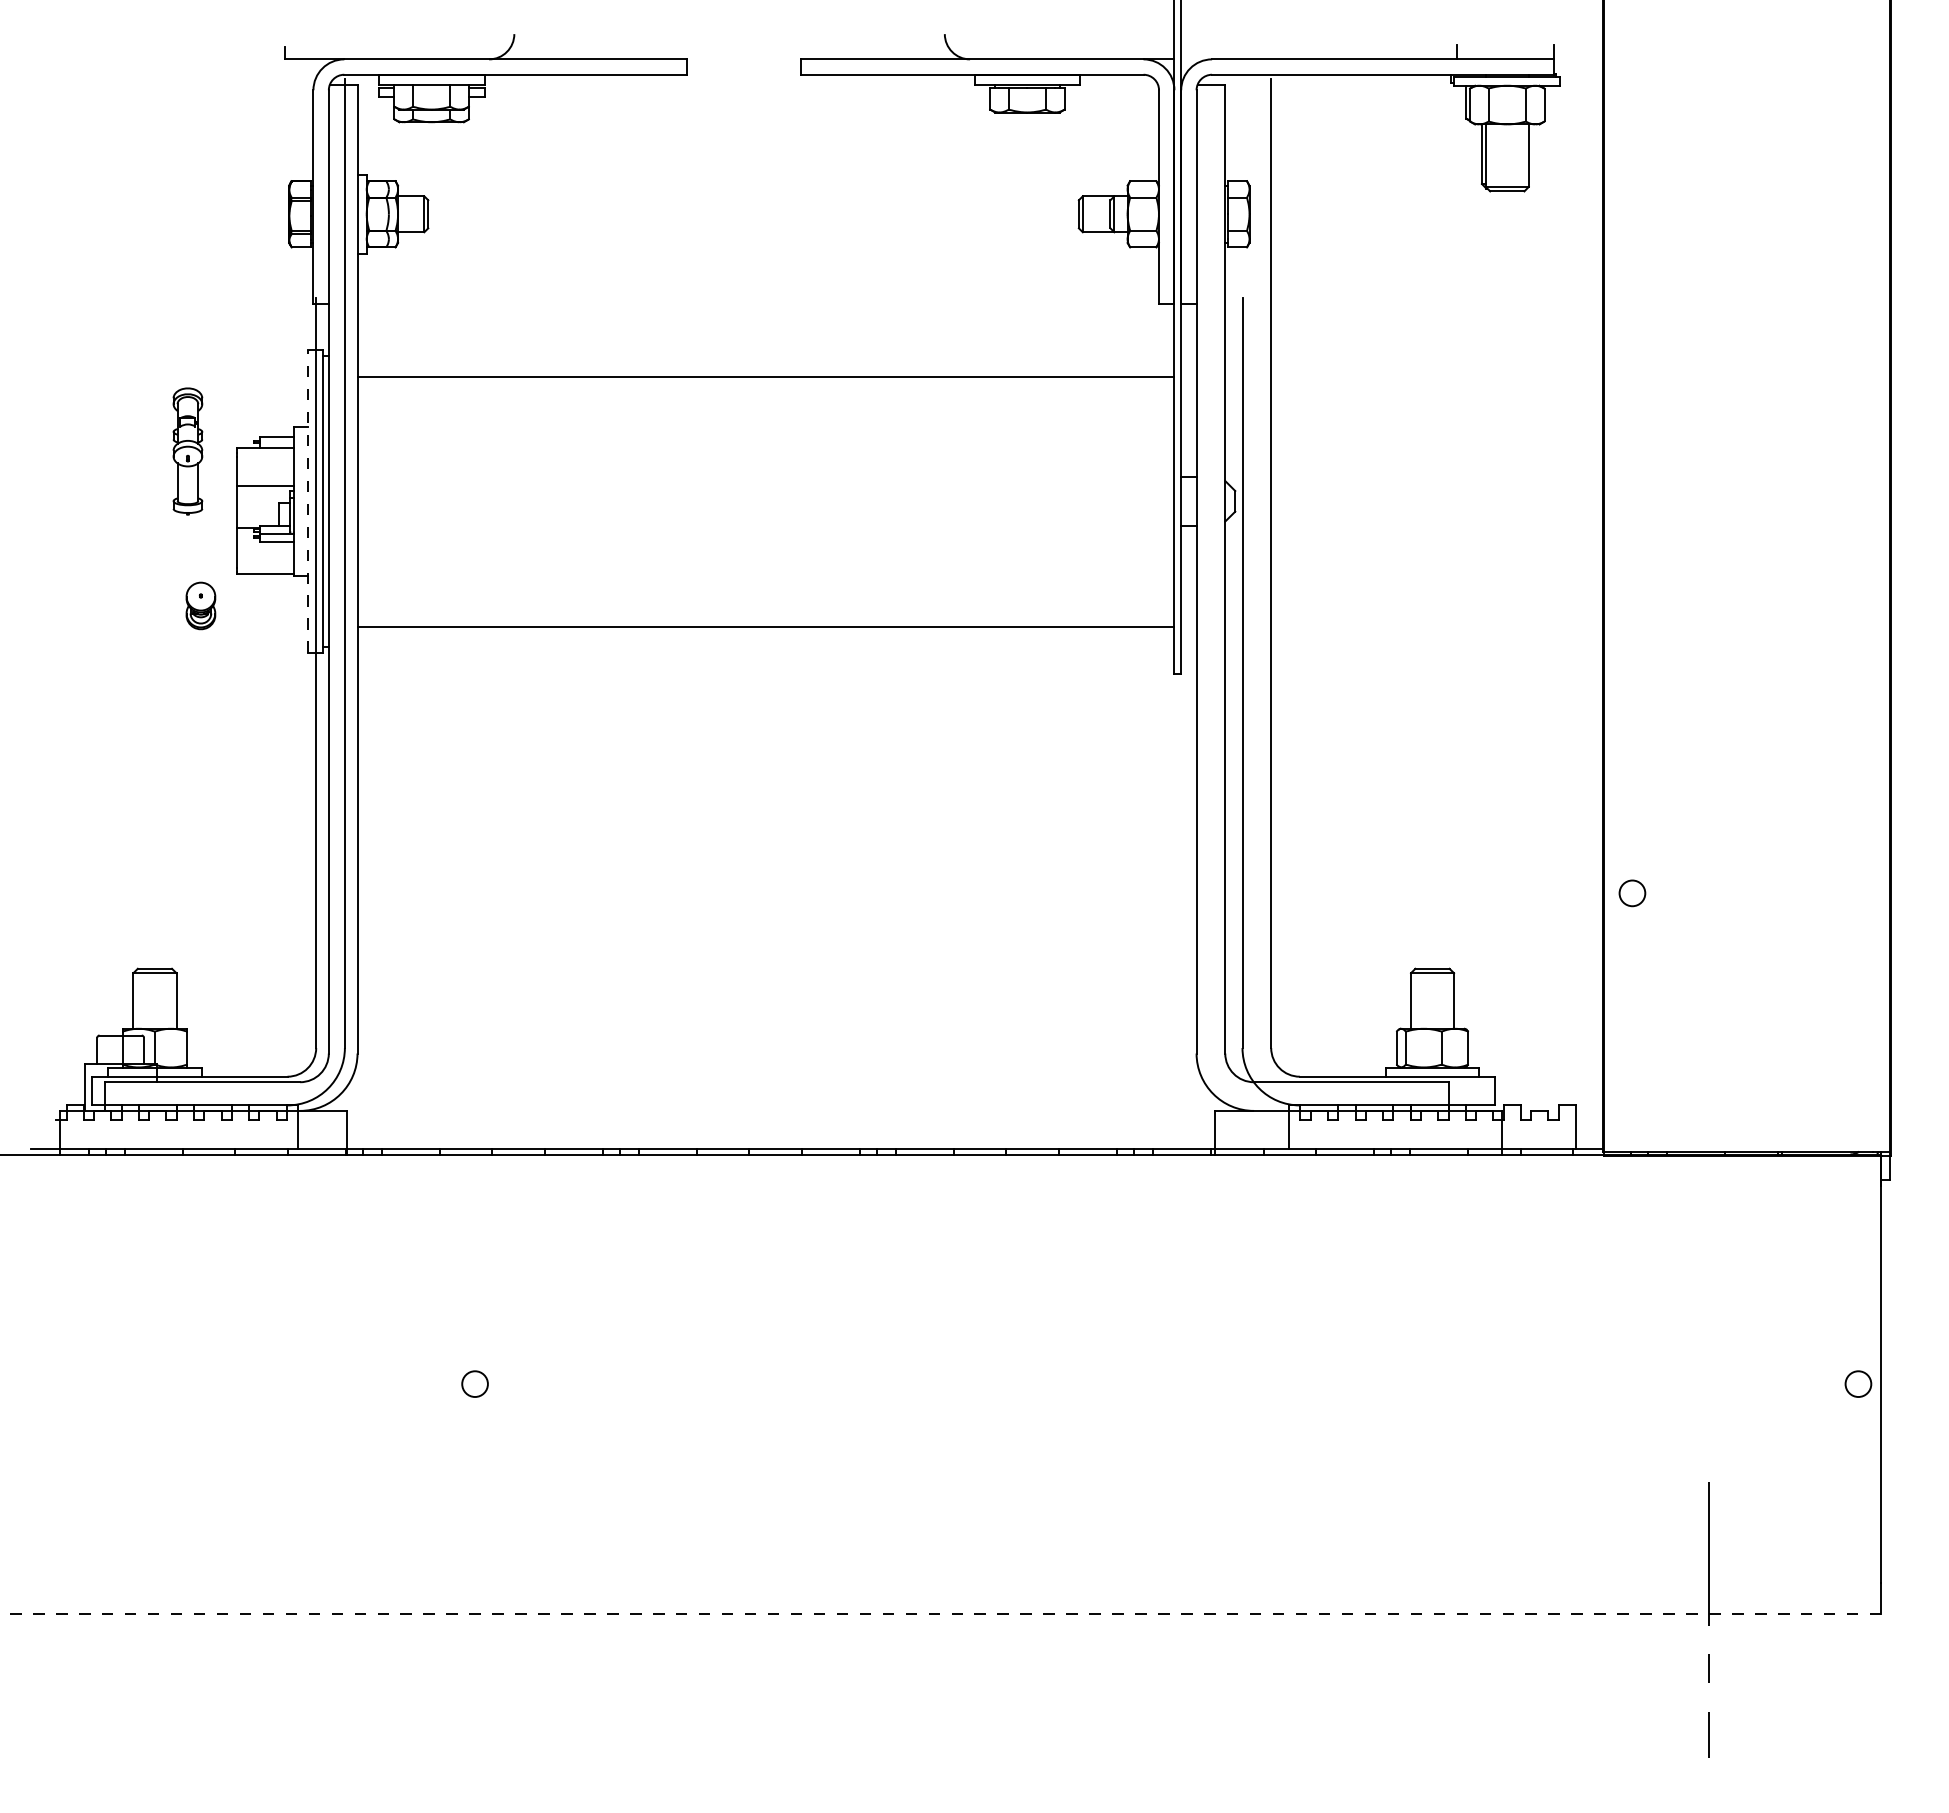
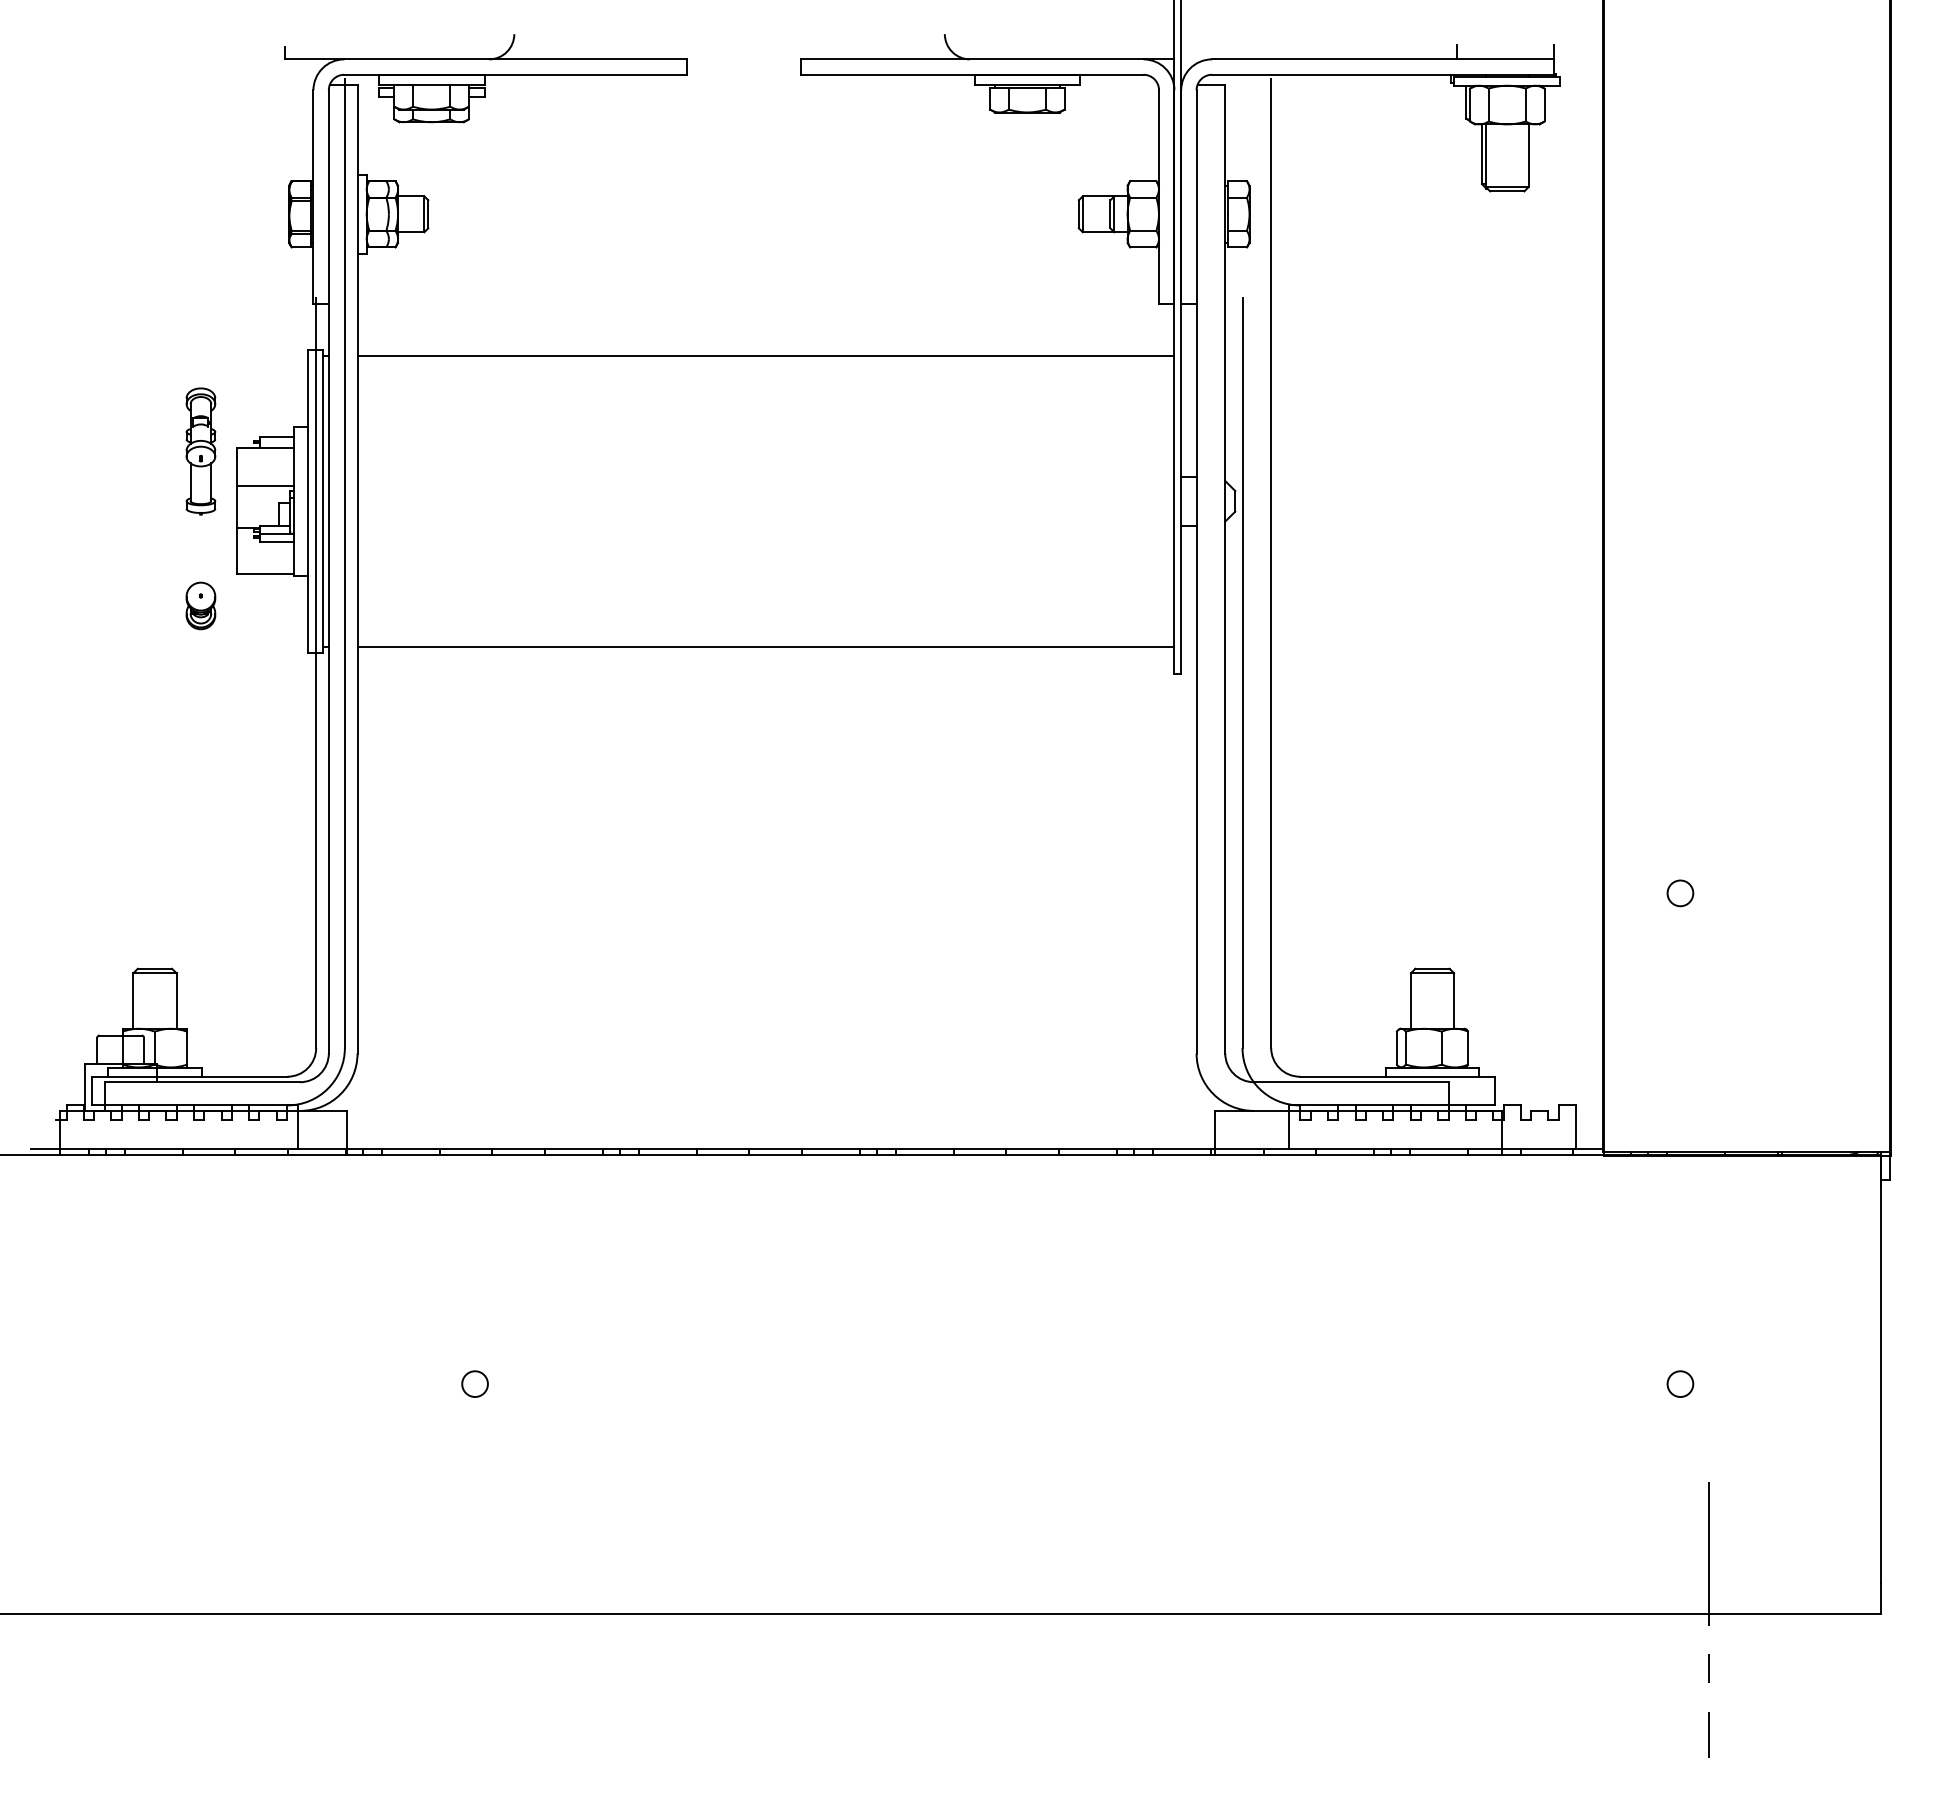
line position: (765, 377) -> (765, 356) (765, 356)
part position: (187, 451) -> (200, 451) (200, 451)
line: dashed -> solid (308, 501)
line position: (765, 626) -> (765, 646) (765, 646)
circle position: (1632, 893) -> (1680, 893) (1680, 893)
circle position: (1858, 1383) -> (1680, 1383) (1680, 1383)
line: dashed -> solid (941, 1613)
